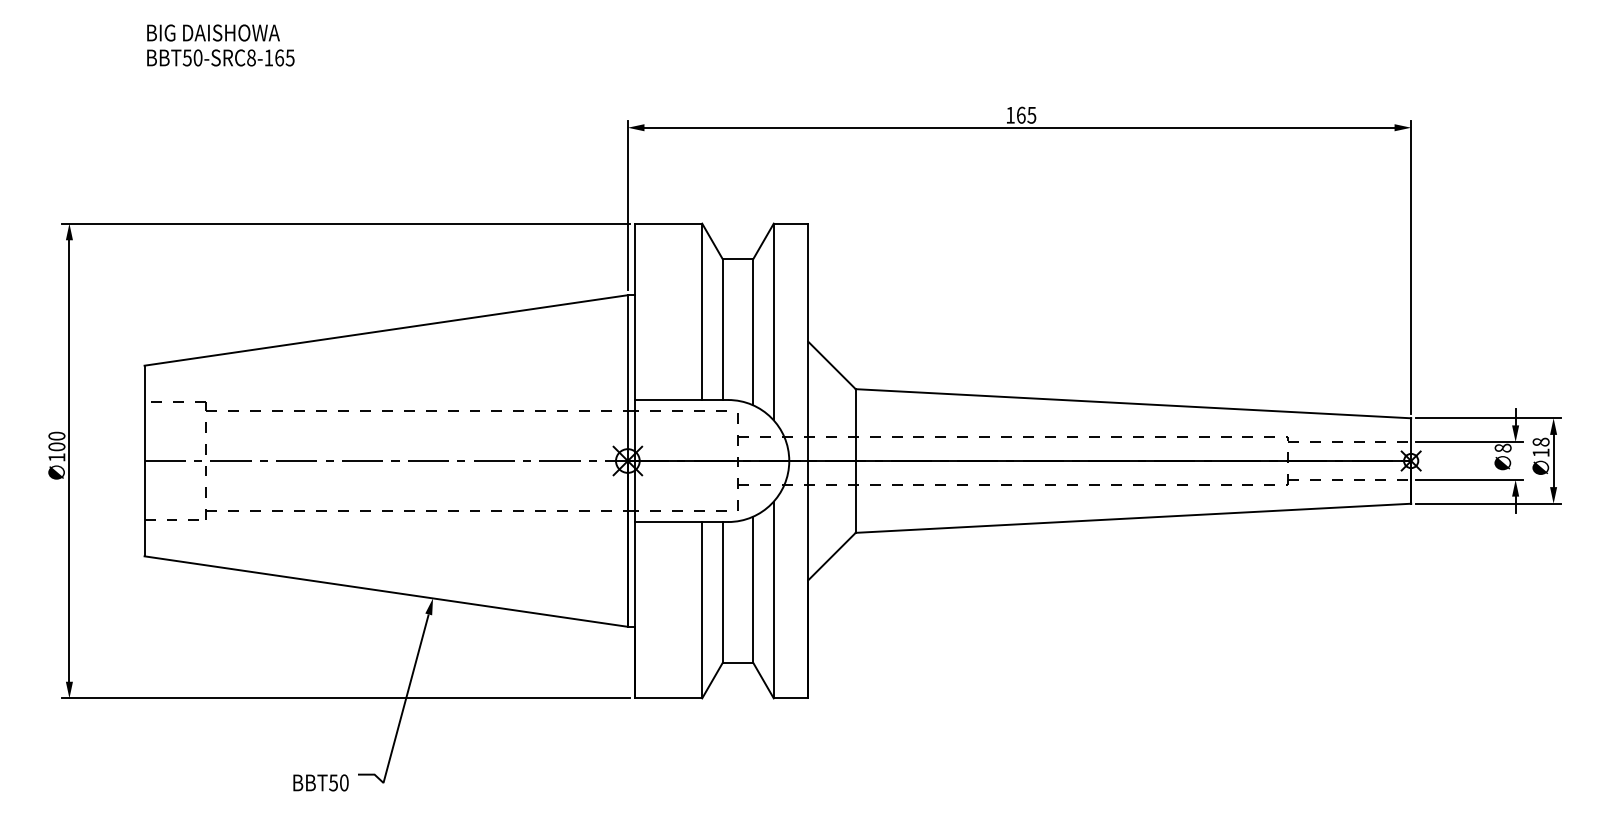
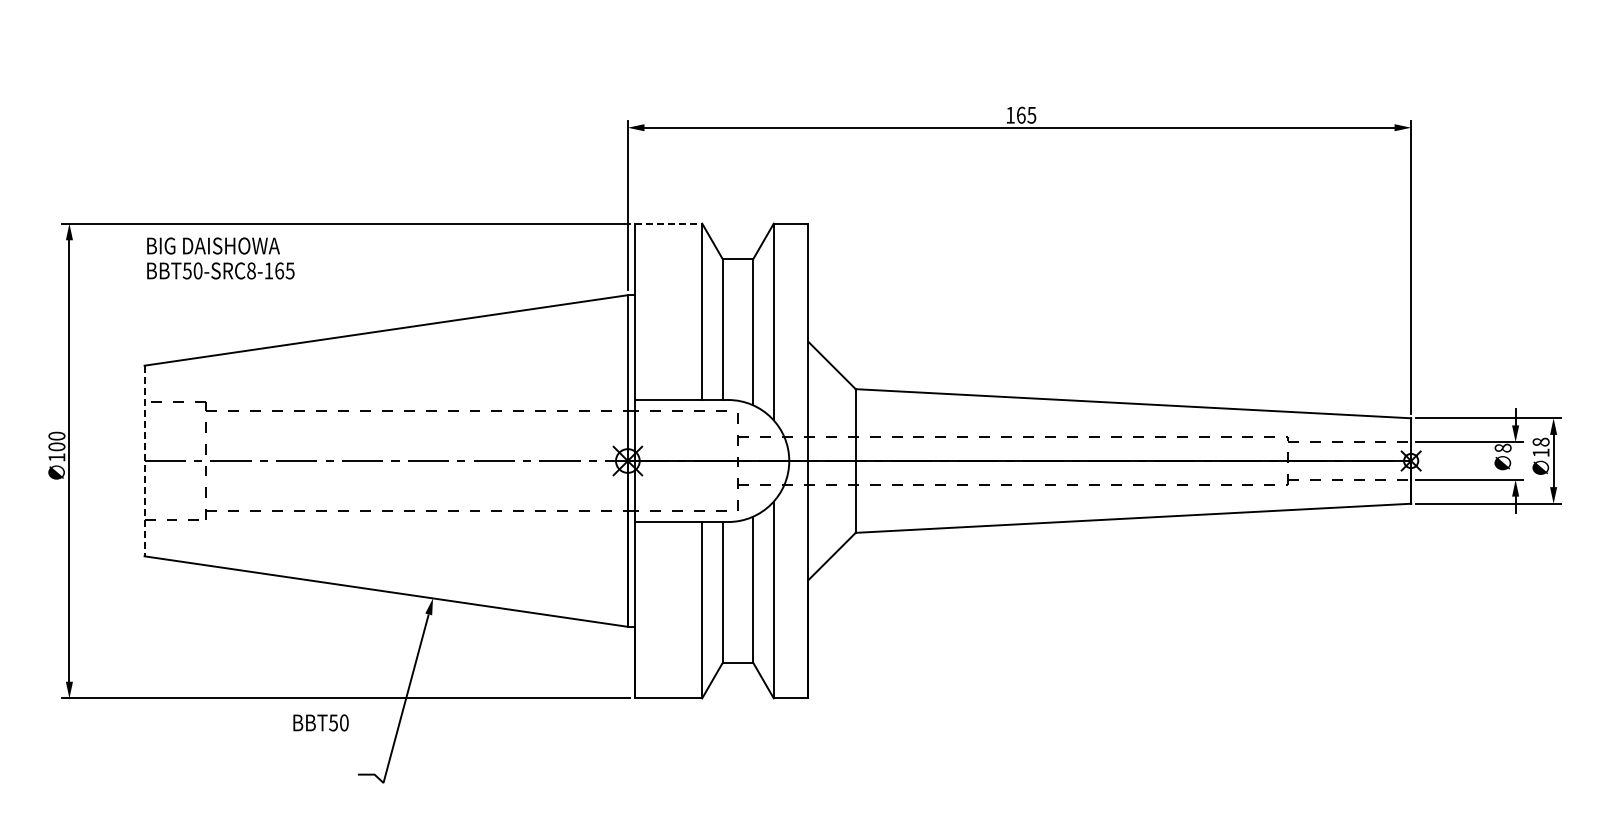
text position: (220, 45) -> (220, 258) (220, 258)
line: solid -> dashed (668, 223)
line: solid -> dashed (144, 461)
text position: (320, 782) -> (320, 722) (320, 722)
